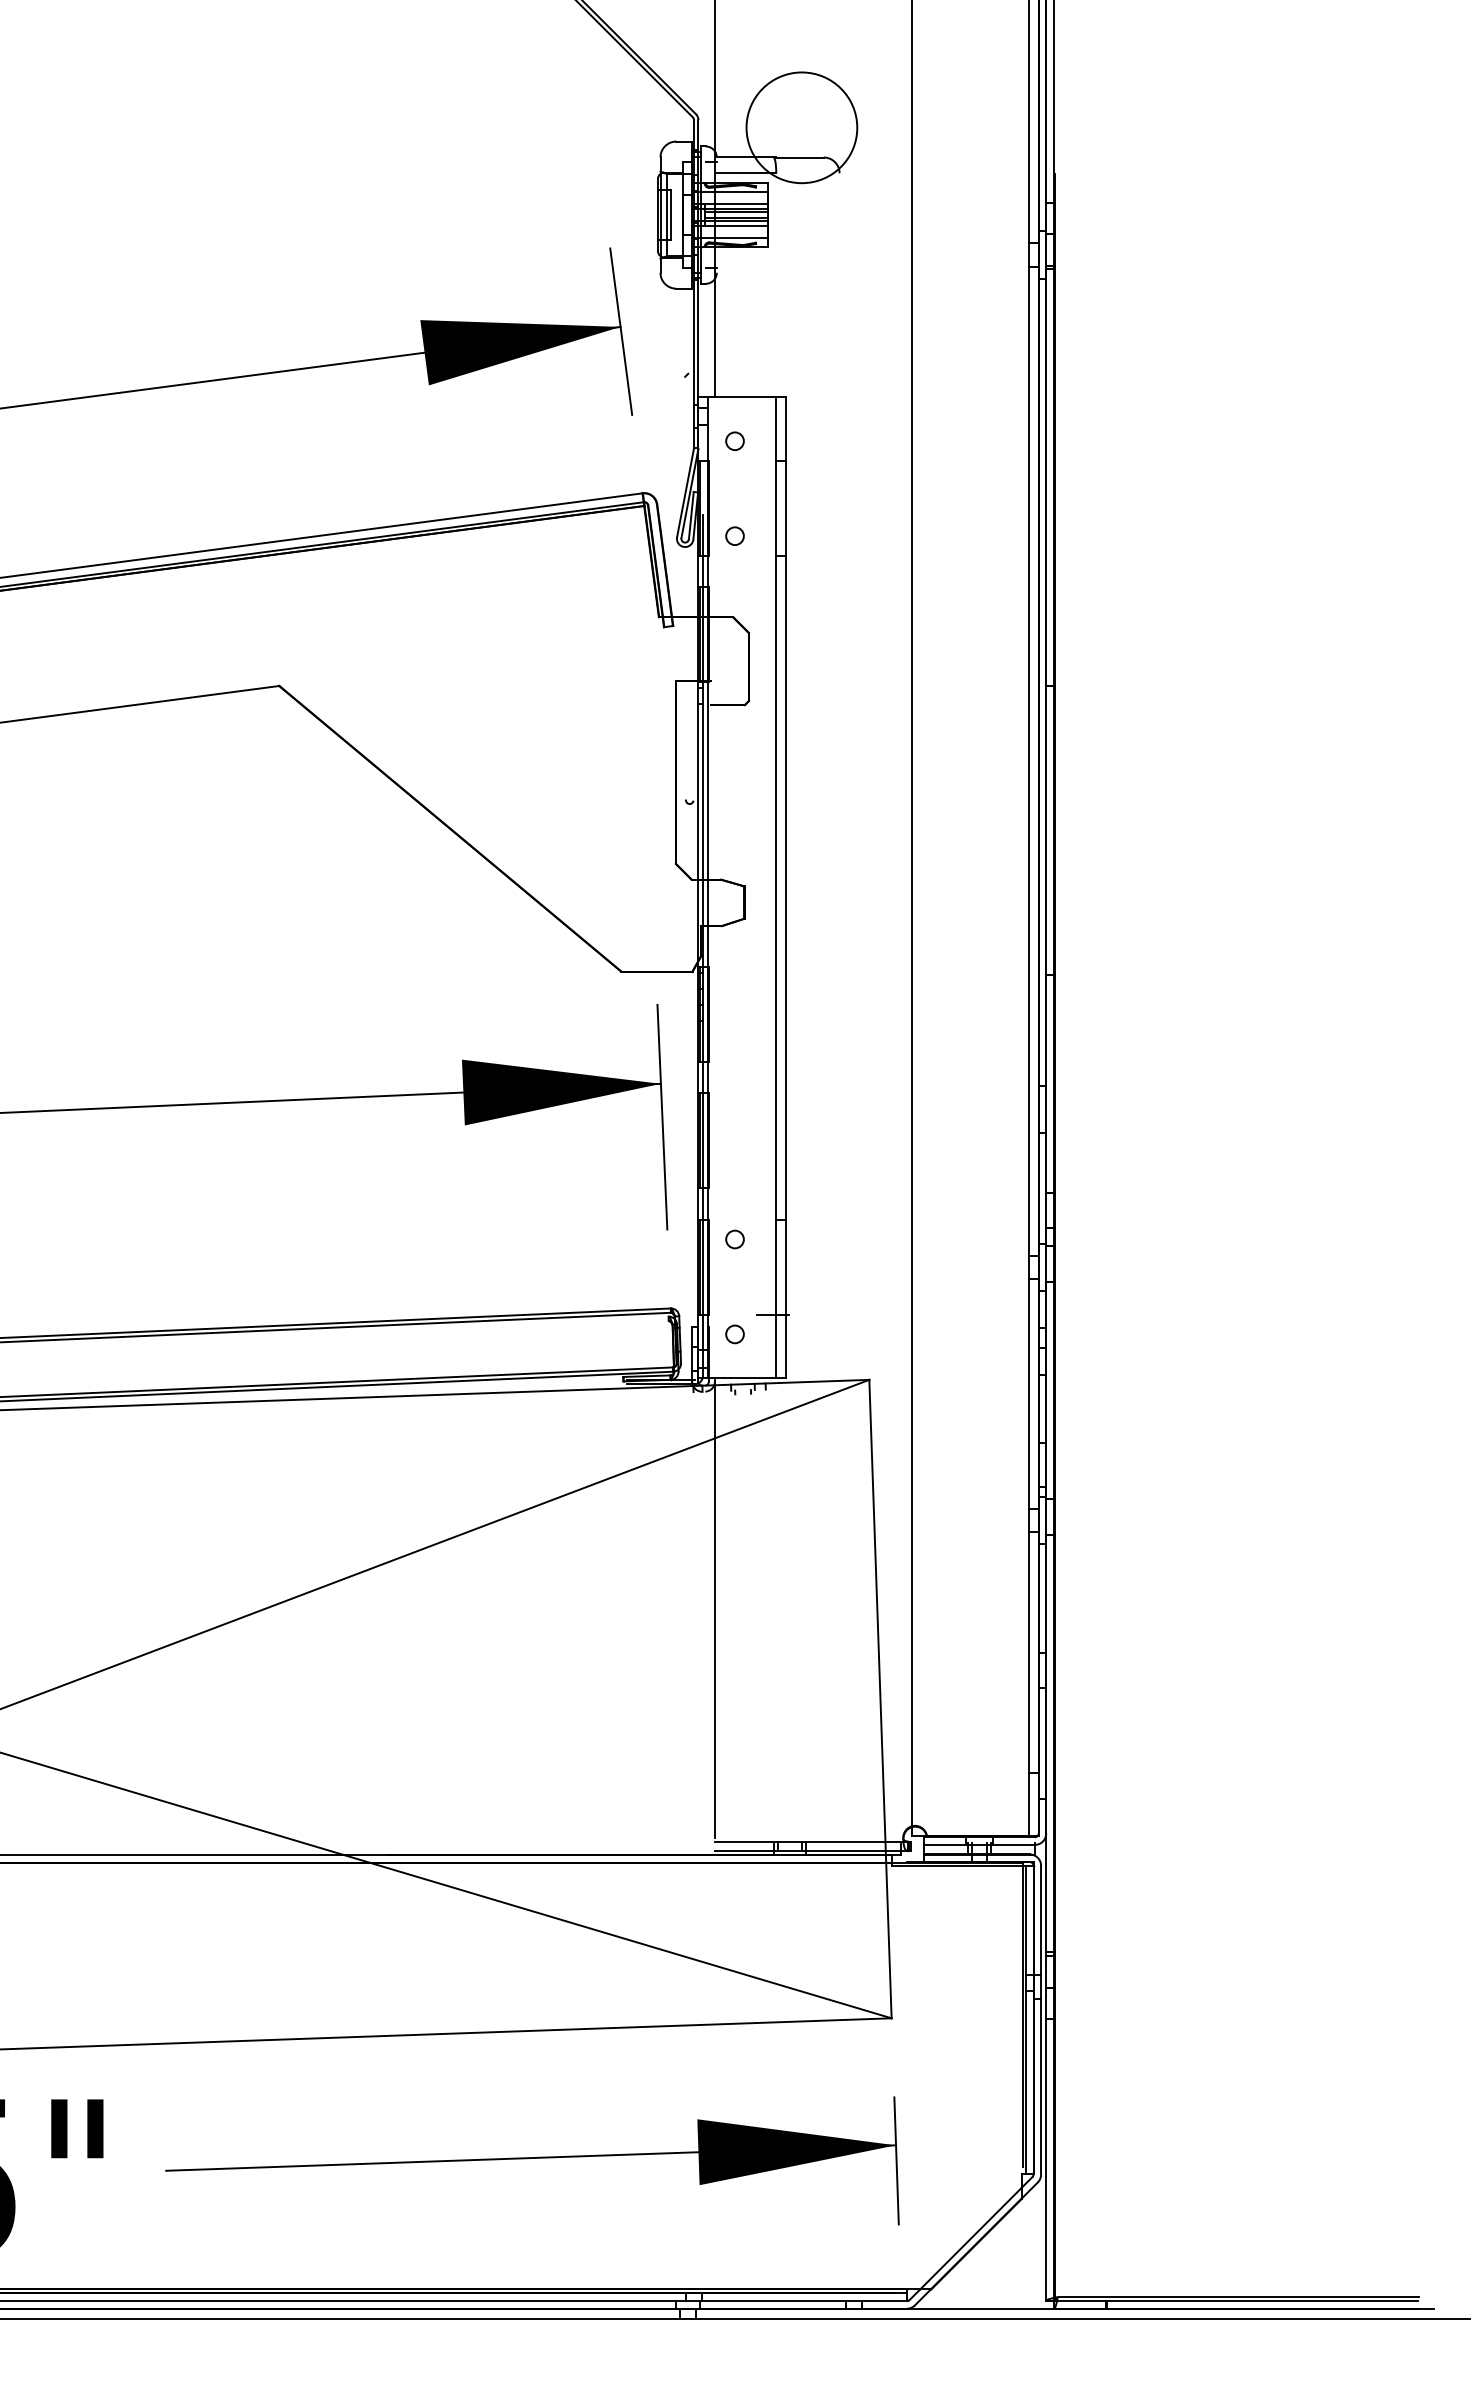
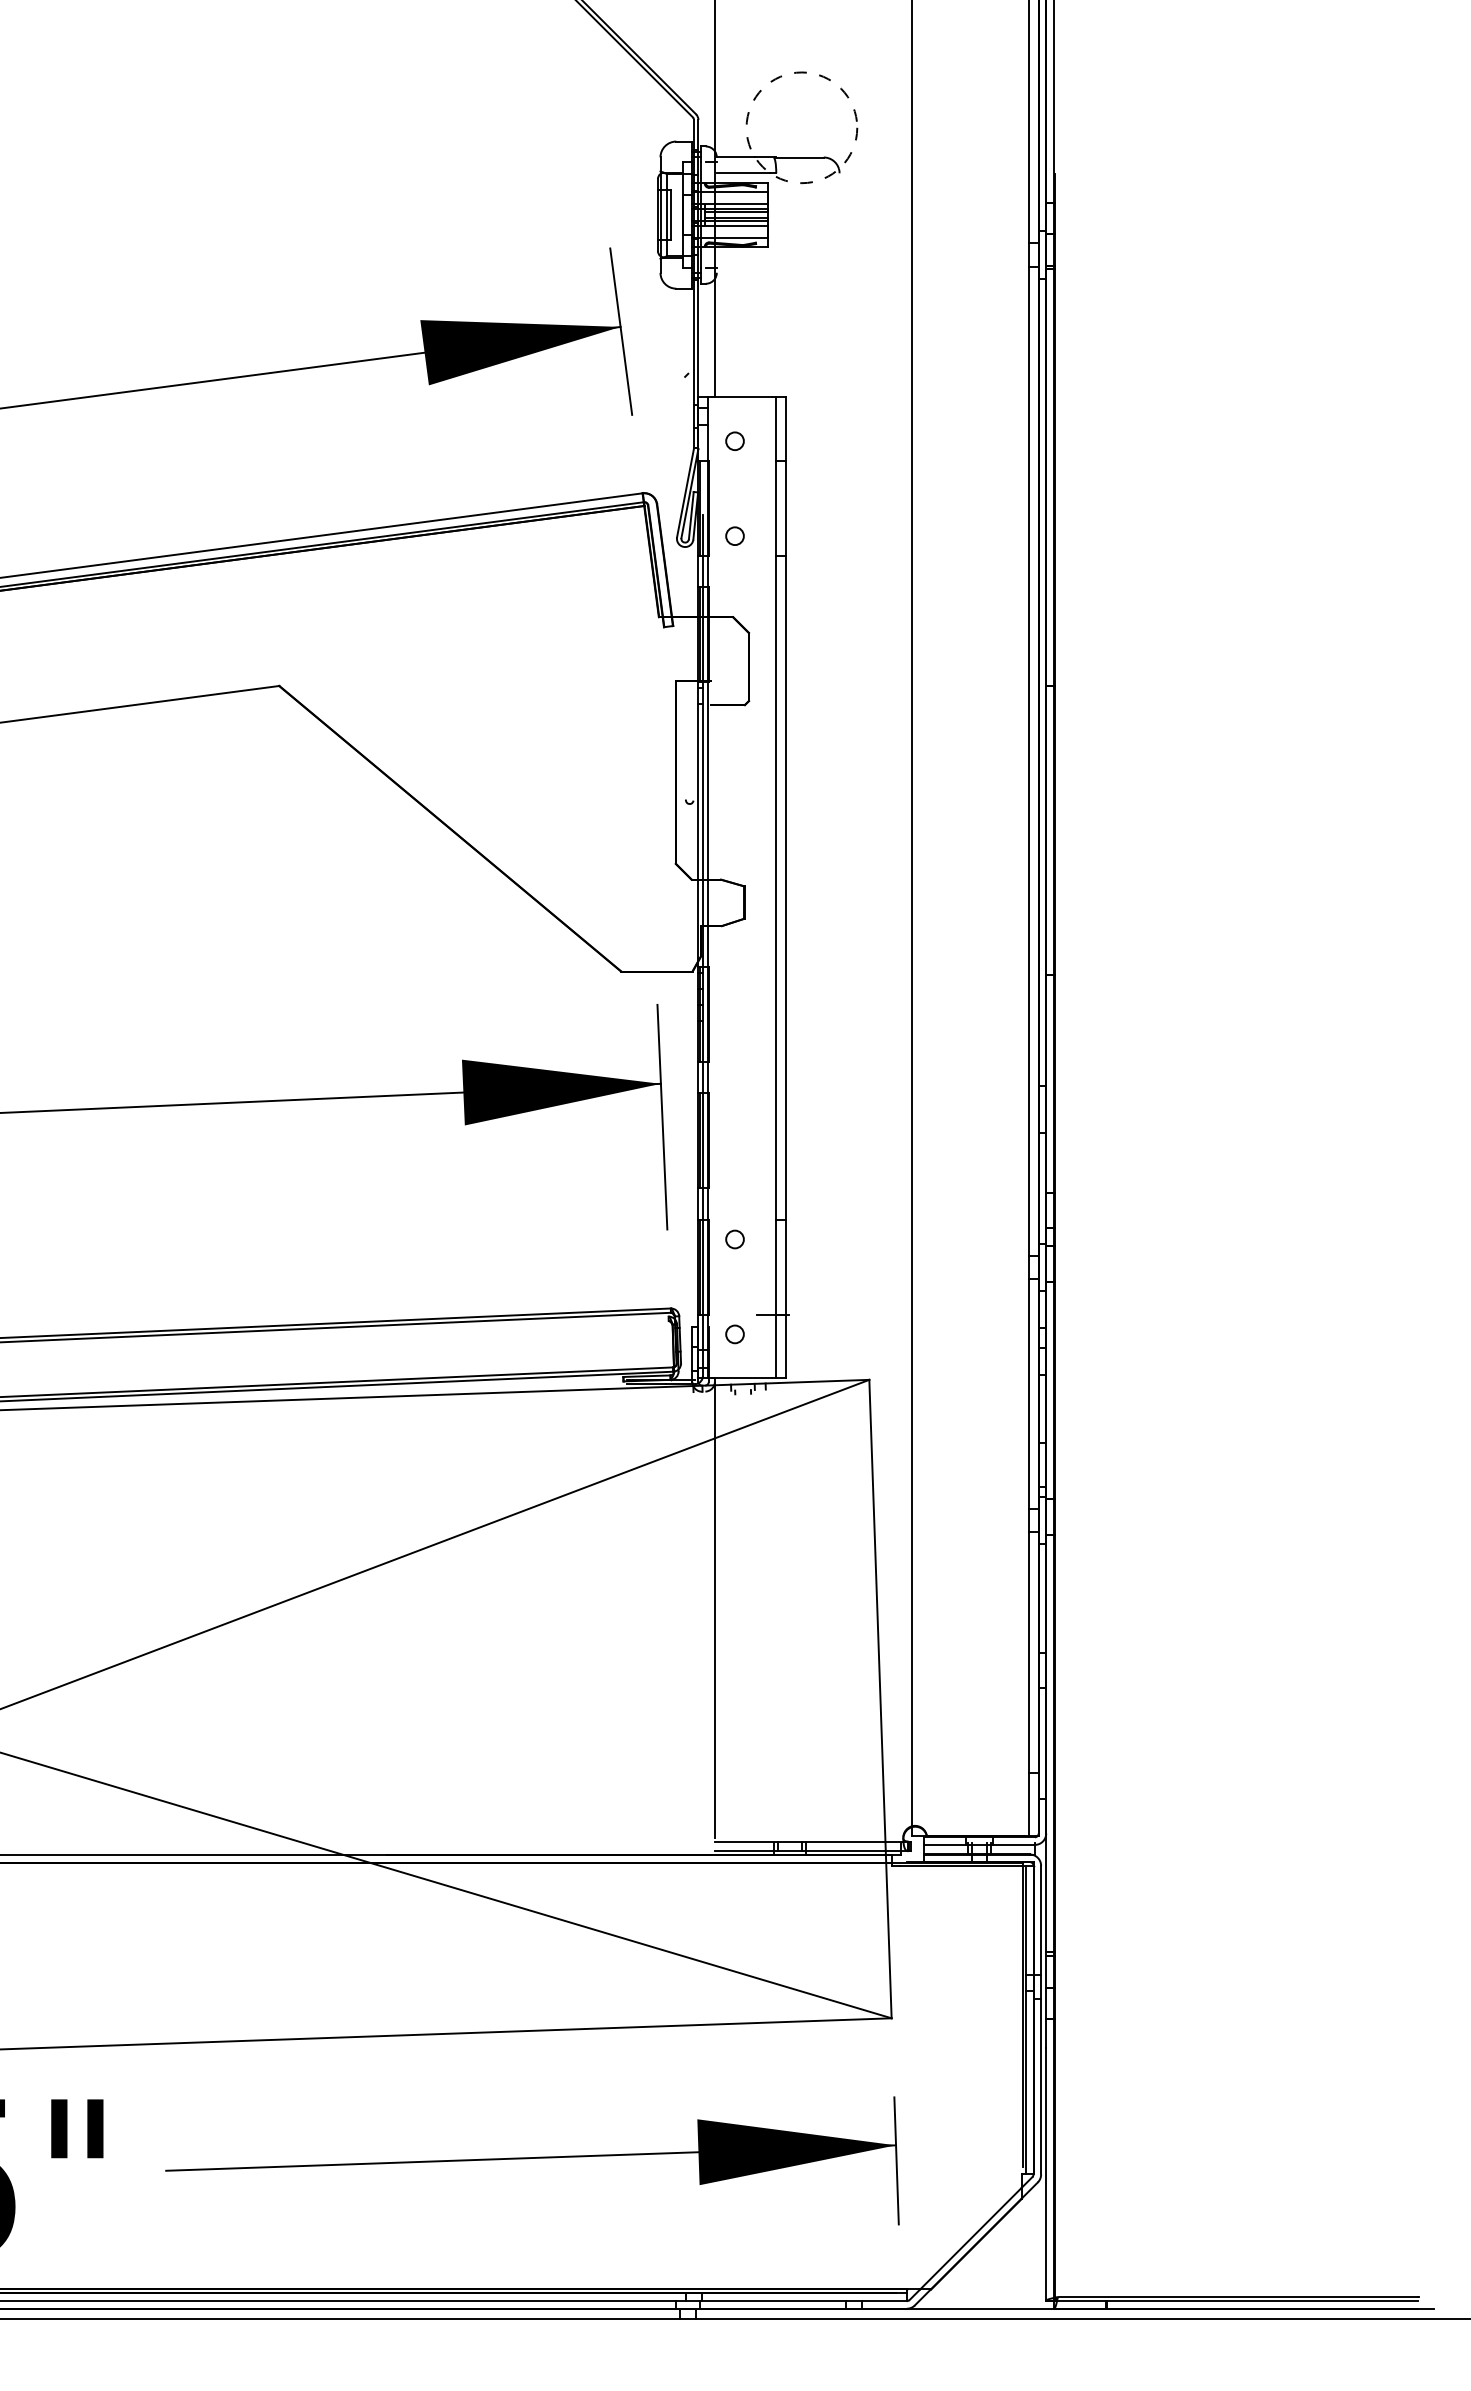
circle: solid -> dashed (801, 127)
